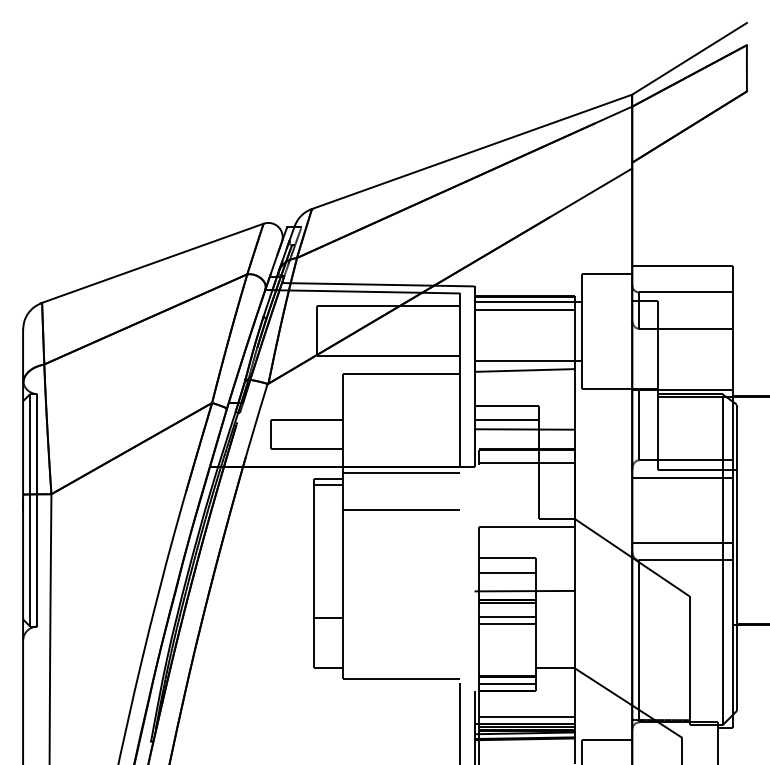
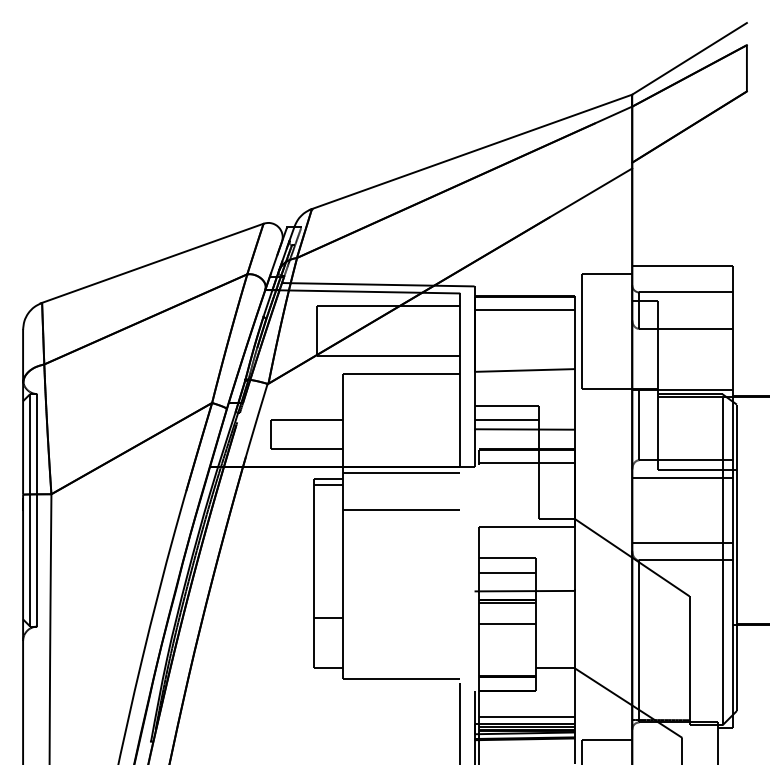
line: present -> none (528, 301)
line: present -> none (528, 360)
line: present -> none (507, 617)
line: present -> none (507, 684)
